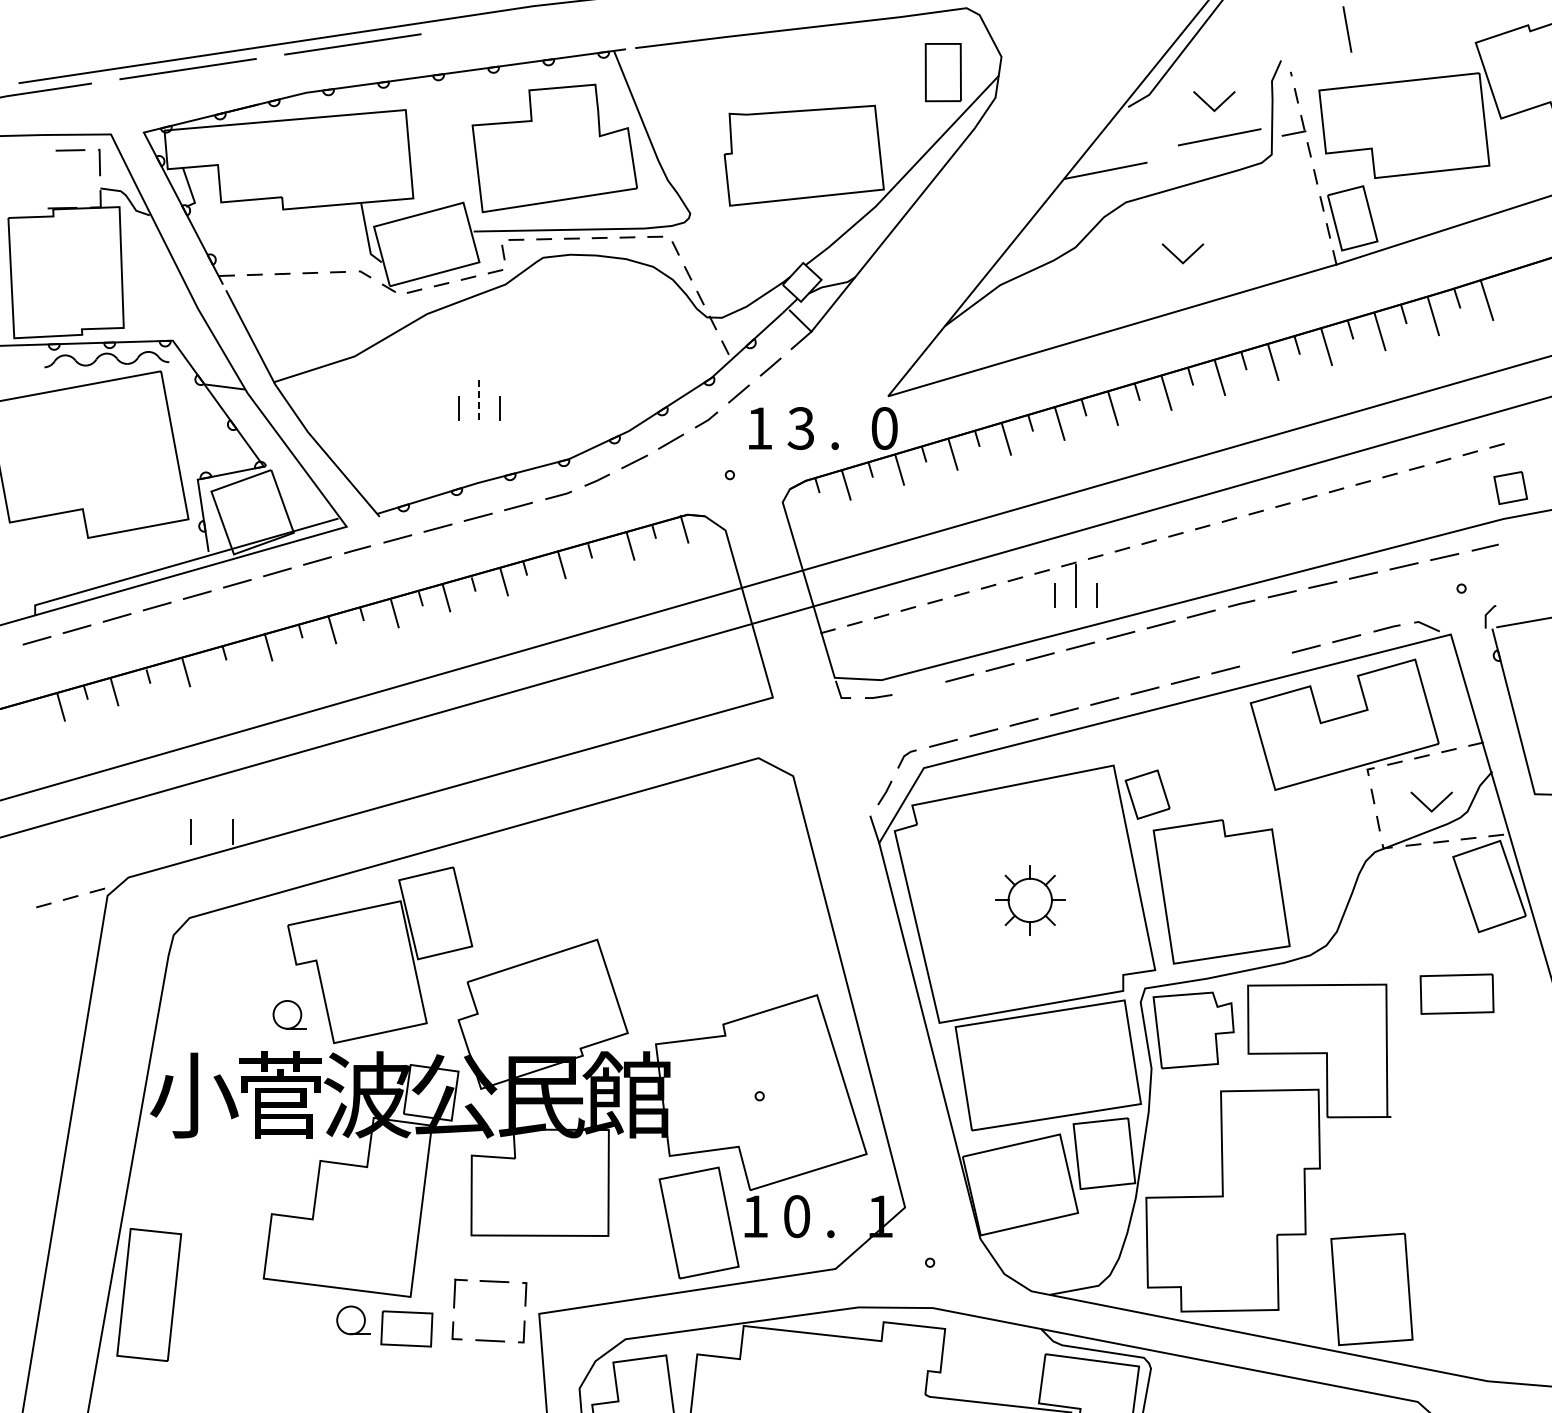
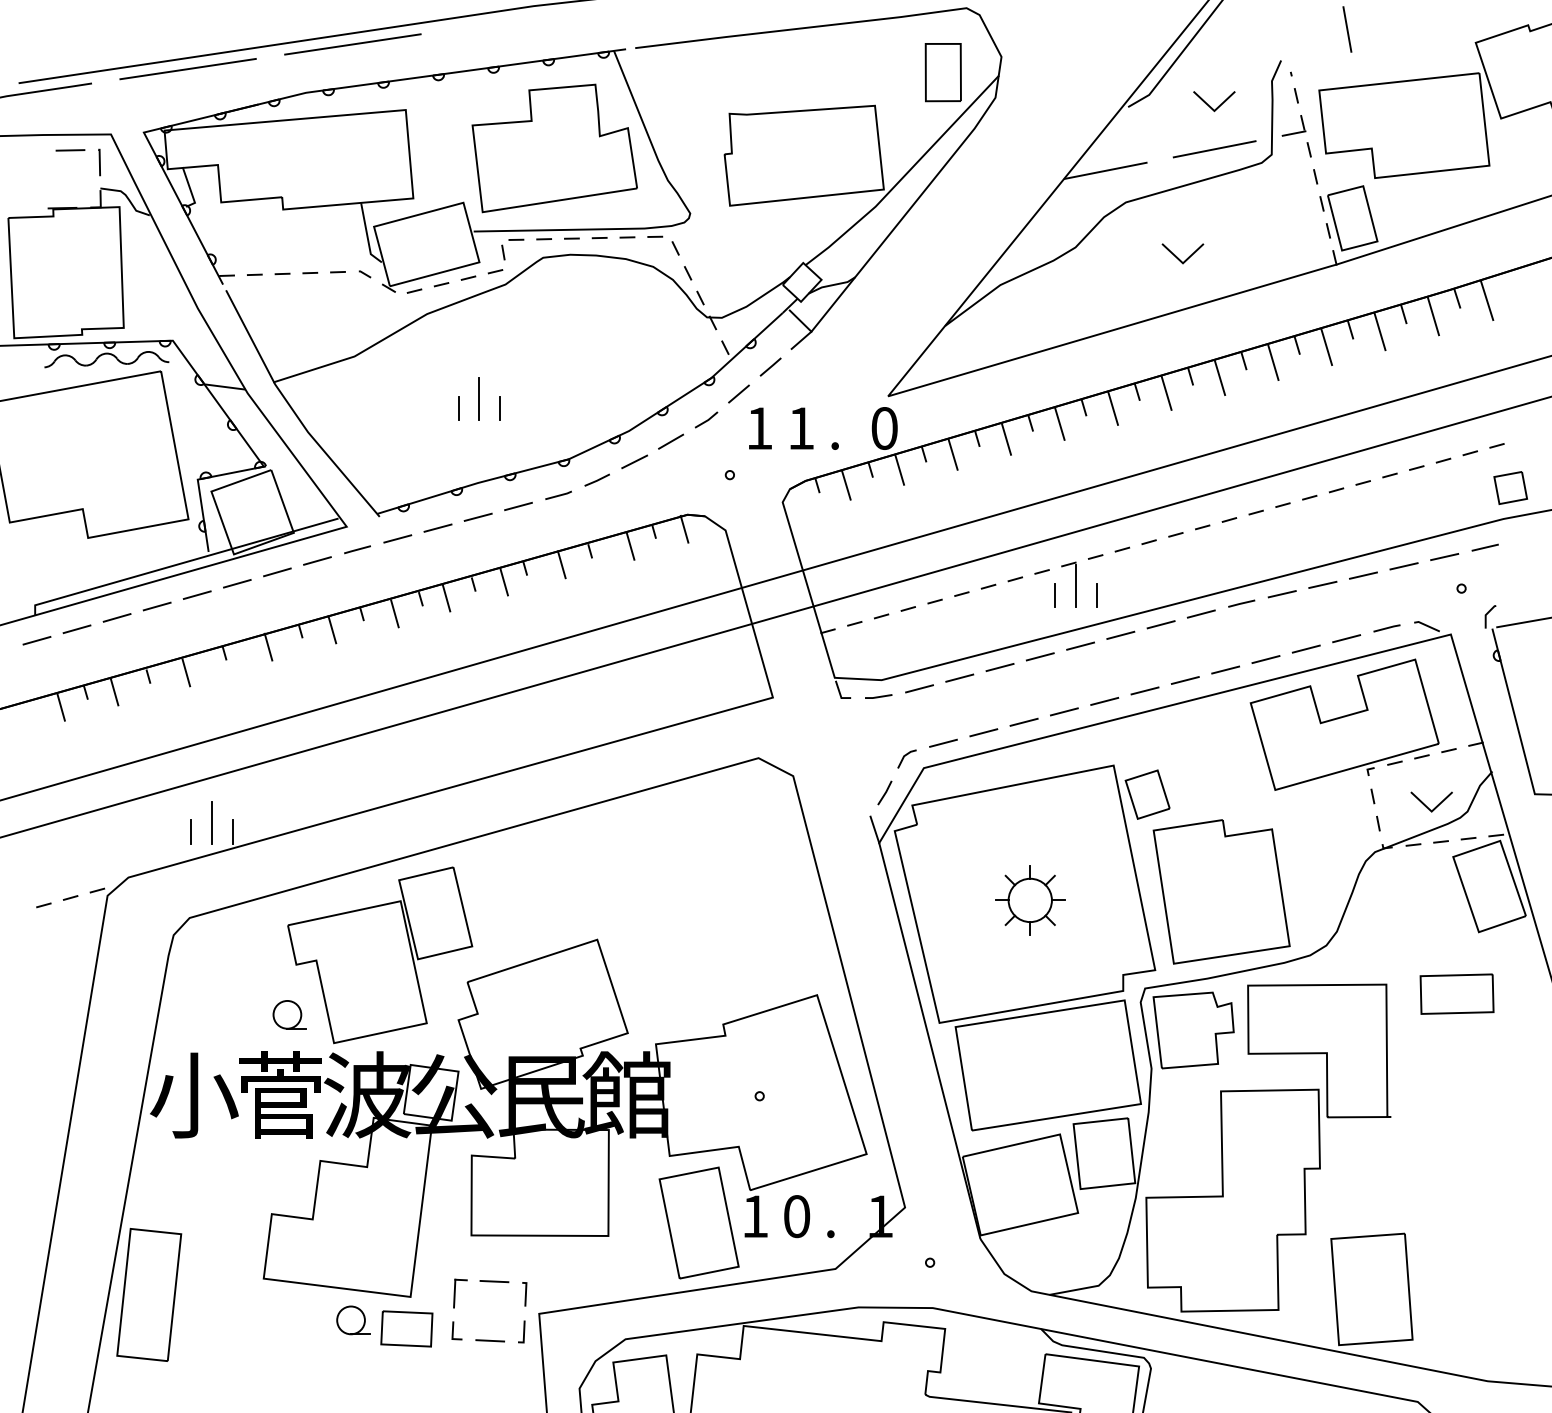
line position: (1219, 137) -> (1214, 149) (1214, 149)
line: dashed -> solid (479, 399)
text: 3 -> 1 (800, 428)
line: none -> present (1265, 659)
line: none -> present (919, 688)
line: none -> present (212, 822)
